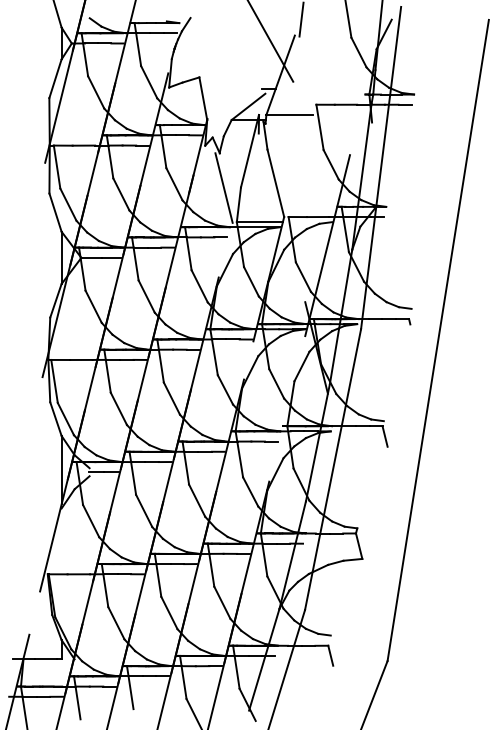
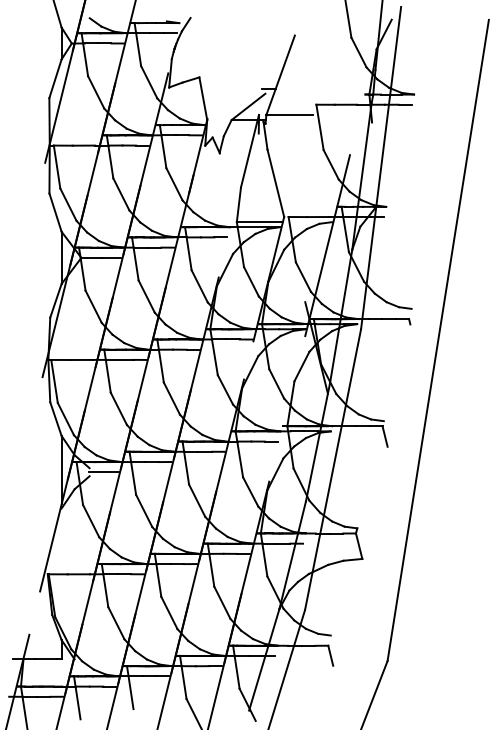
line: present -> none (301, 19)
line: present -> none (271, 41)
line: present -> none (223, 187)
